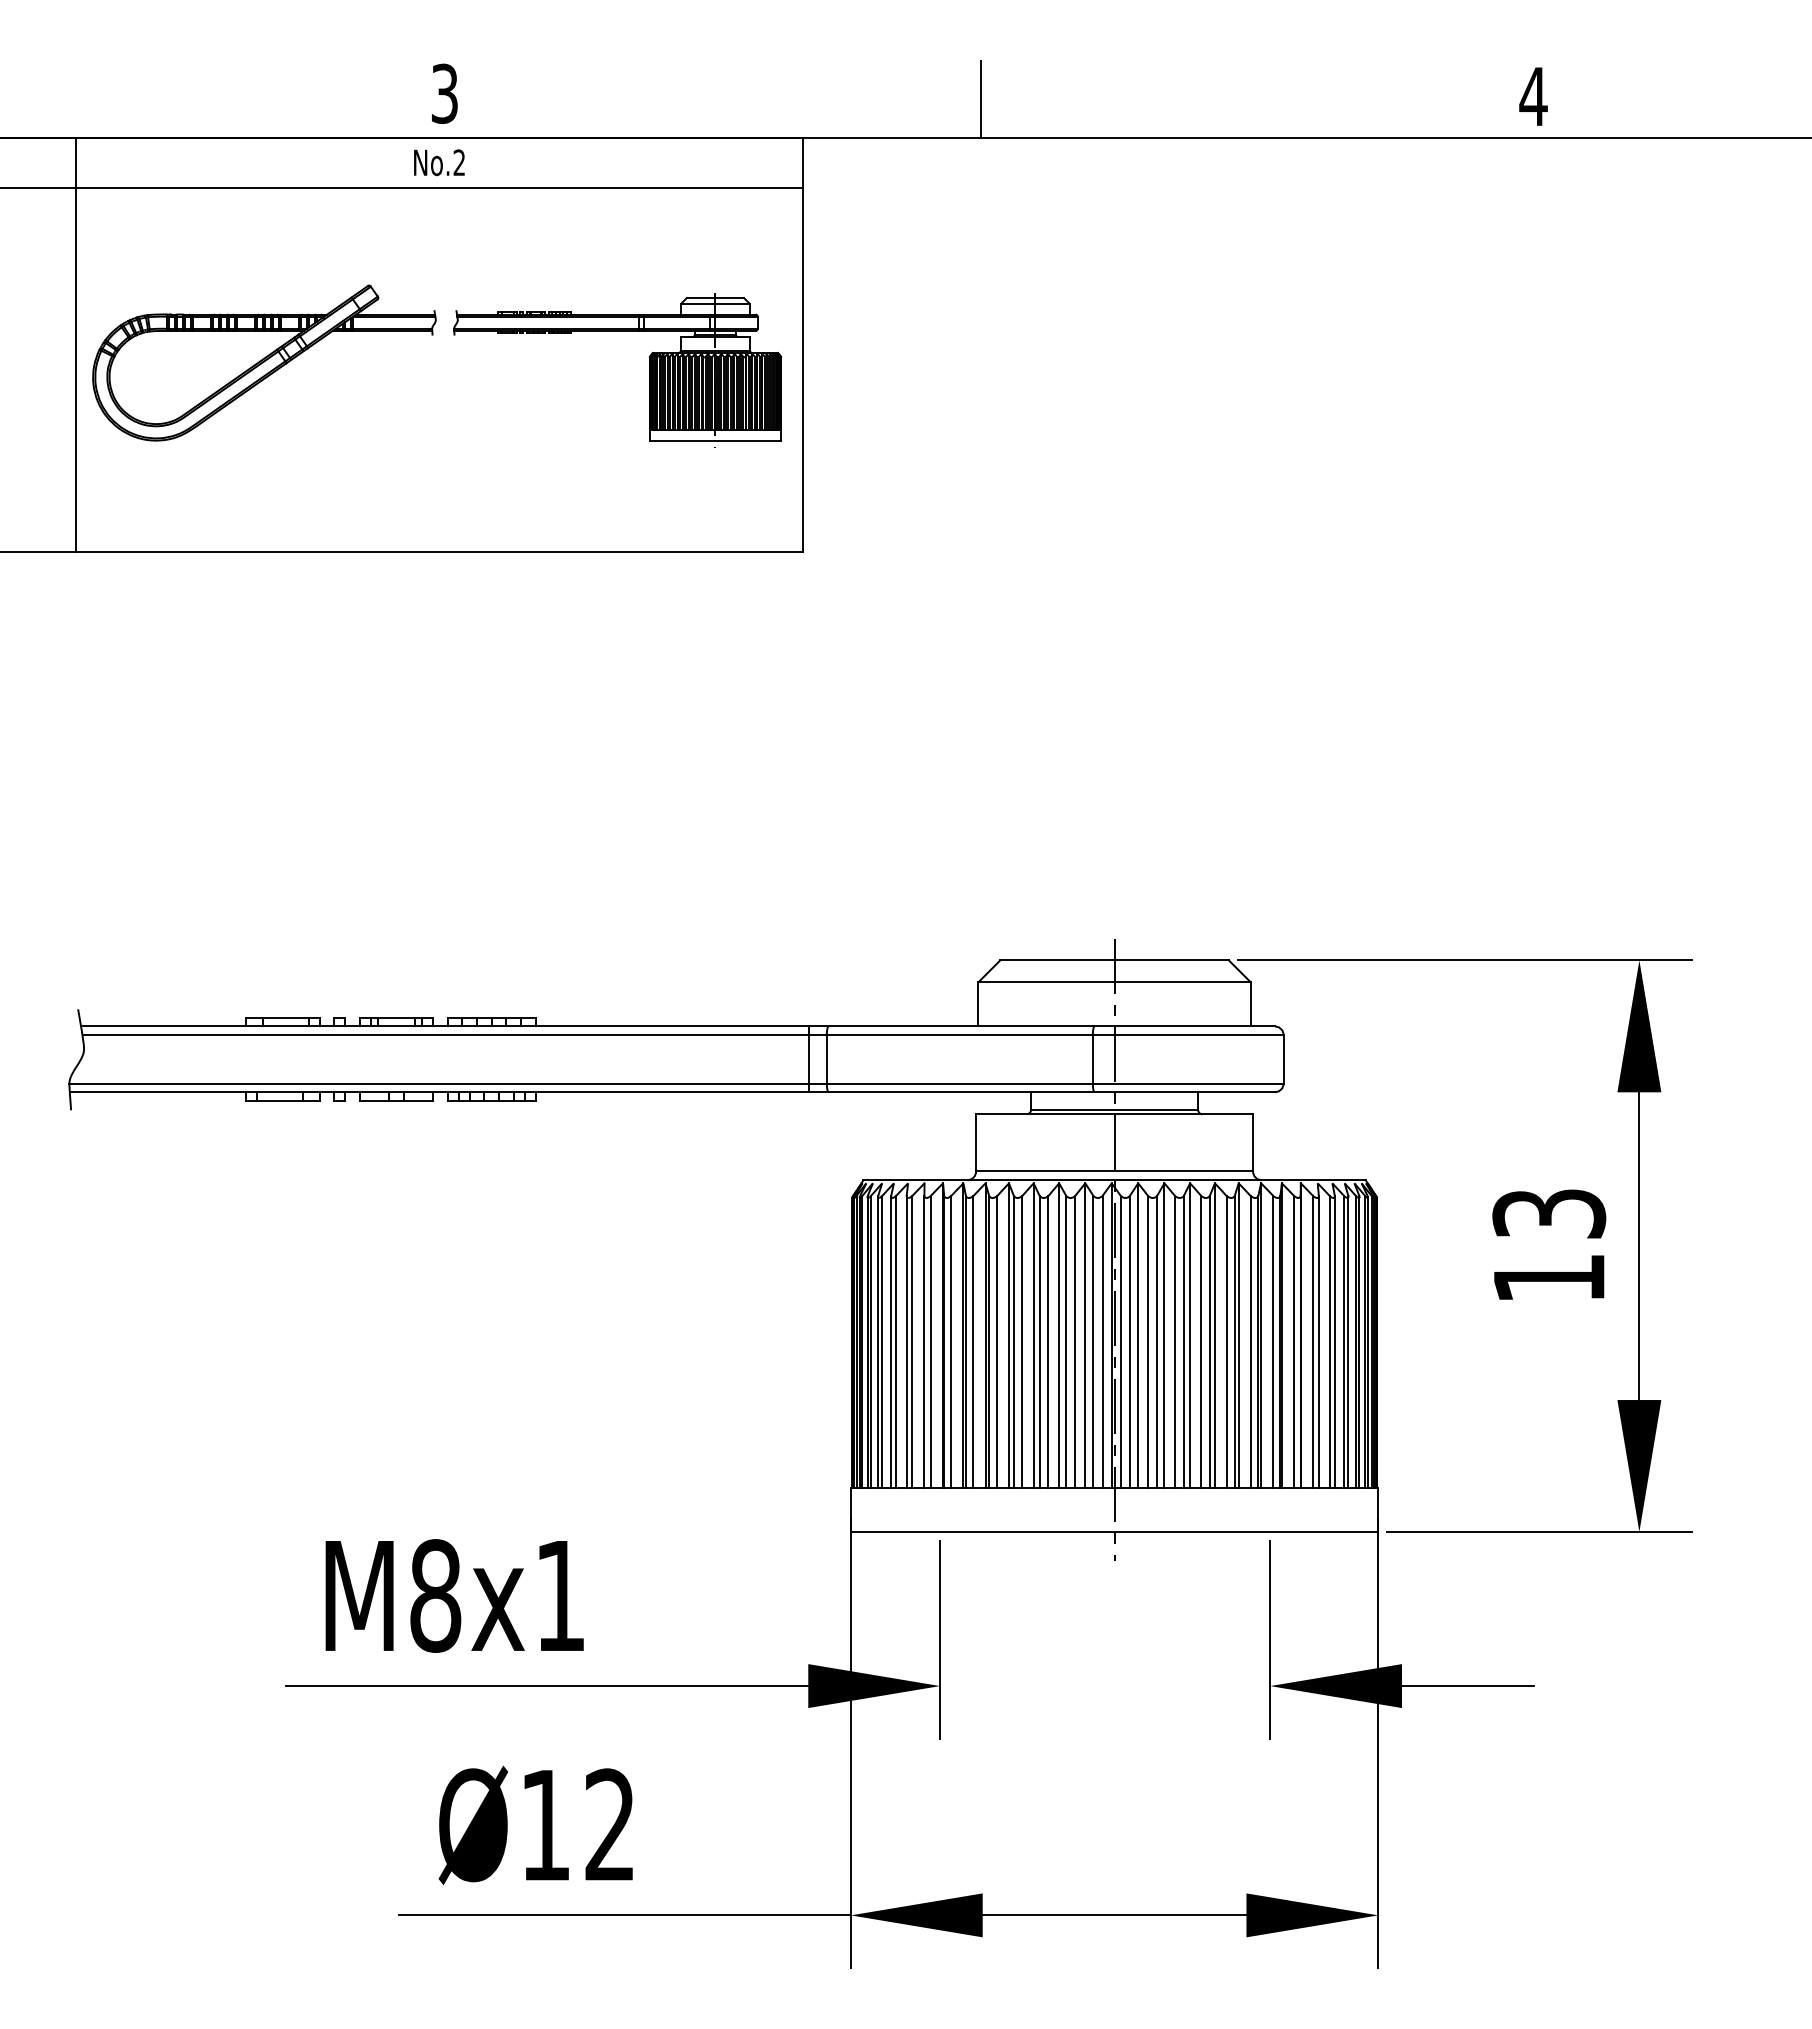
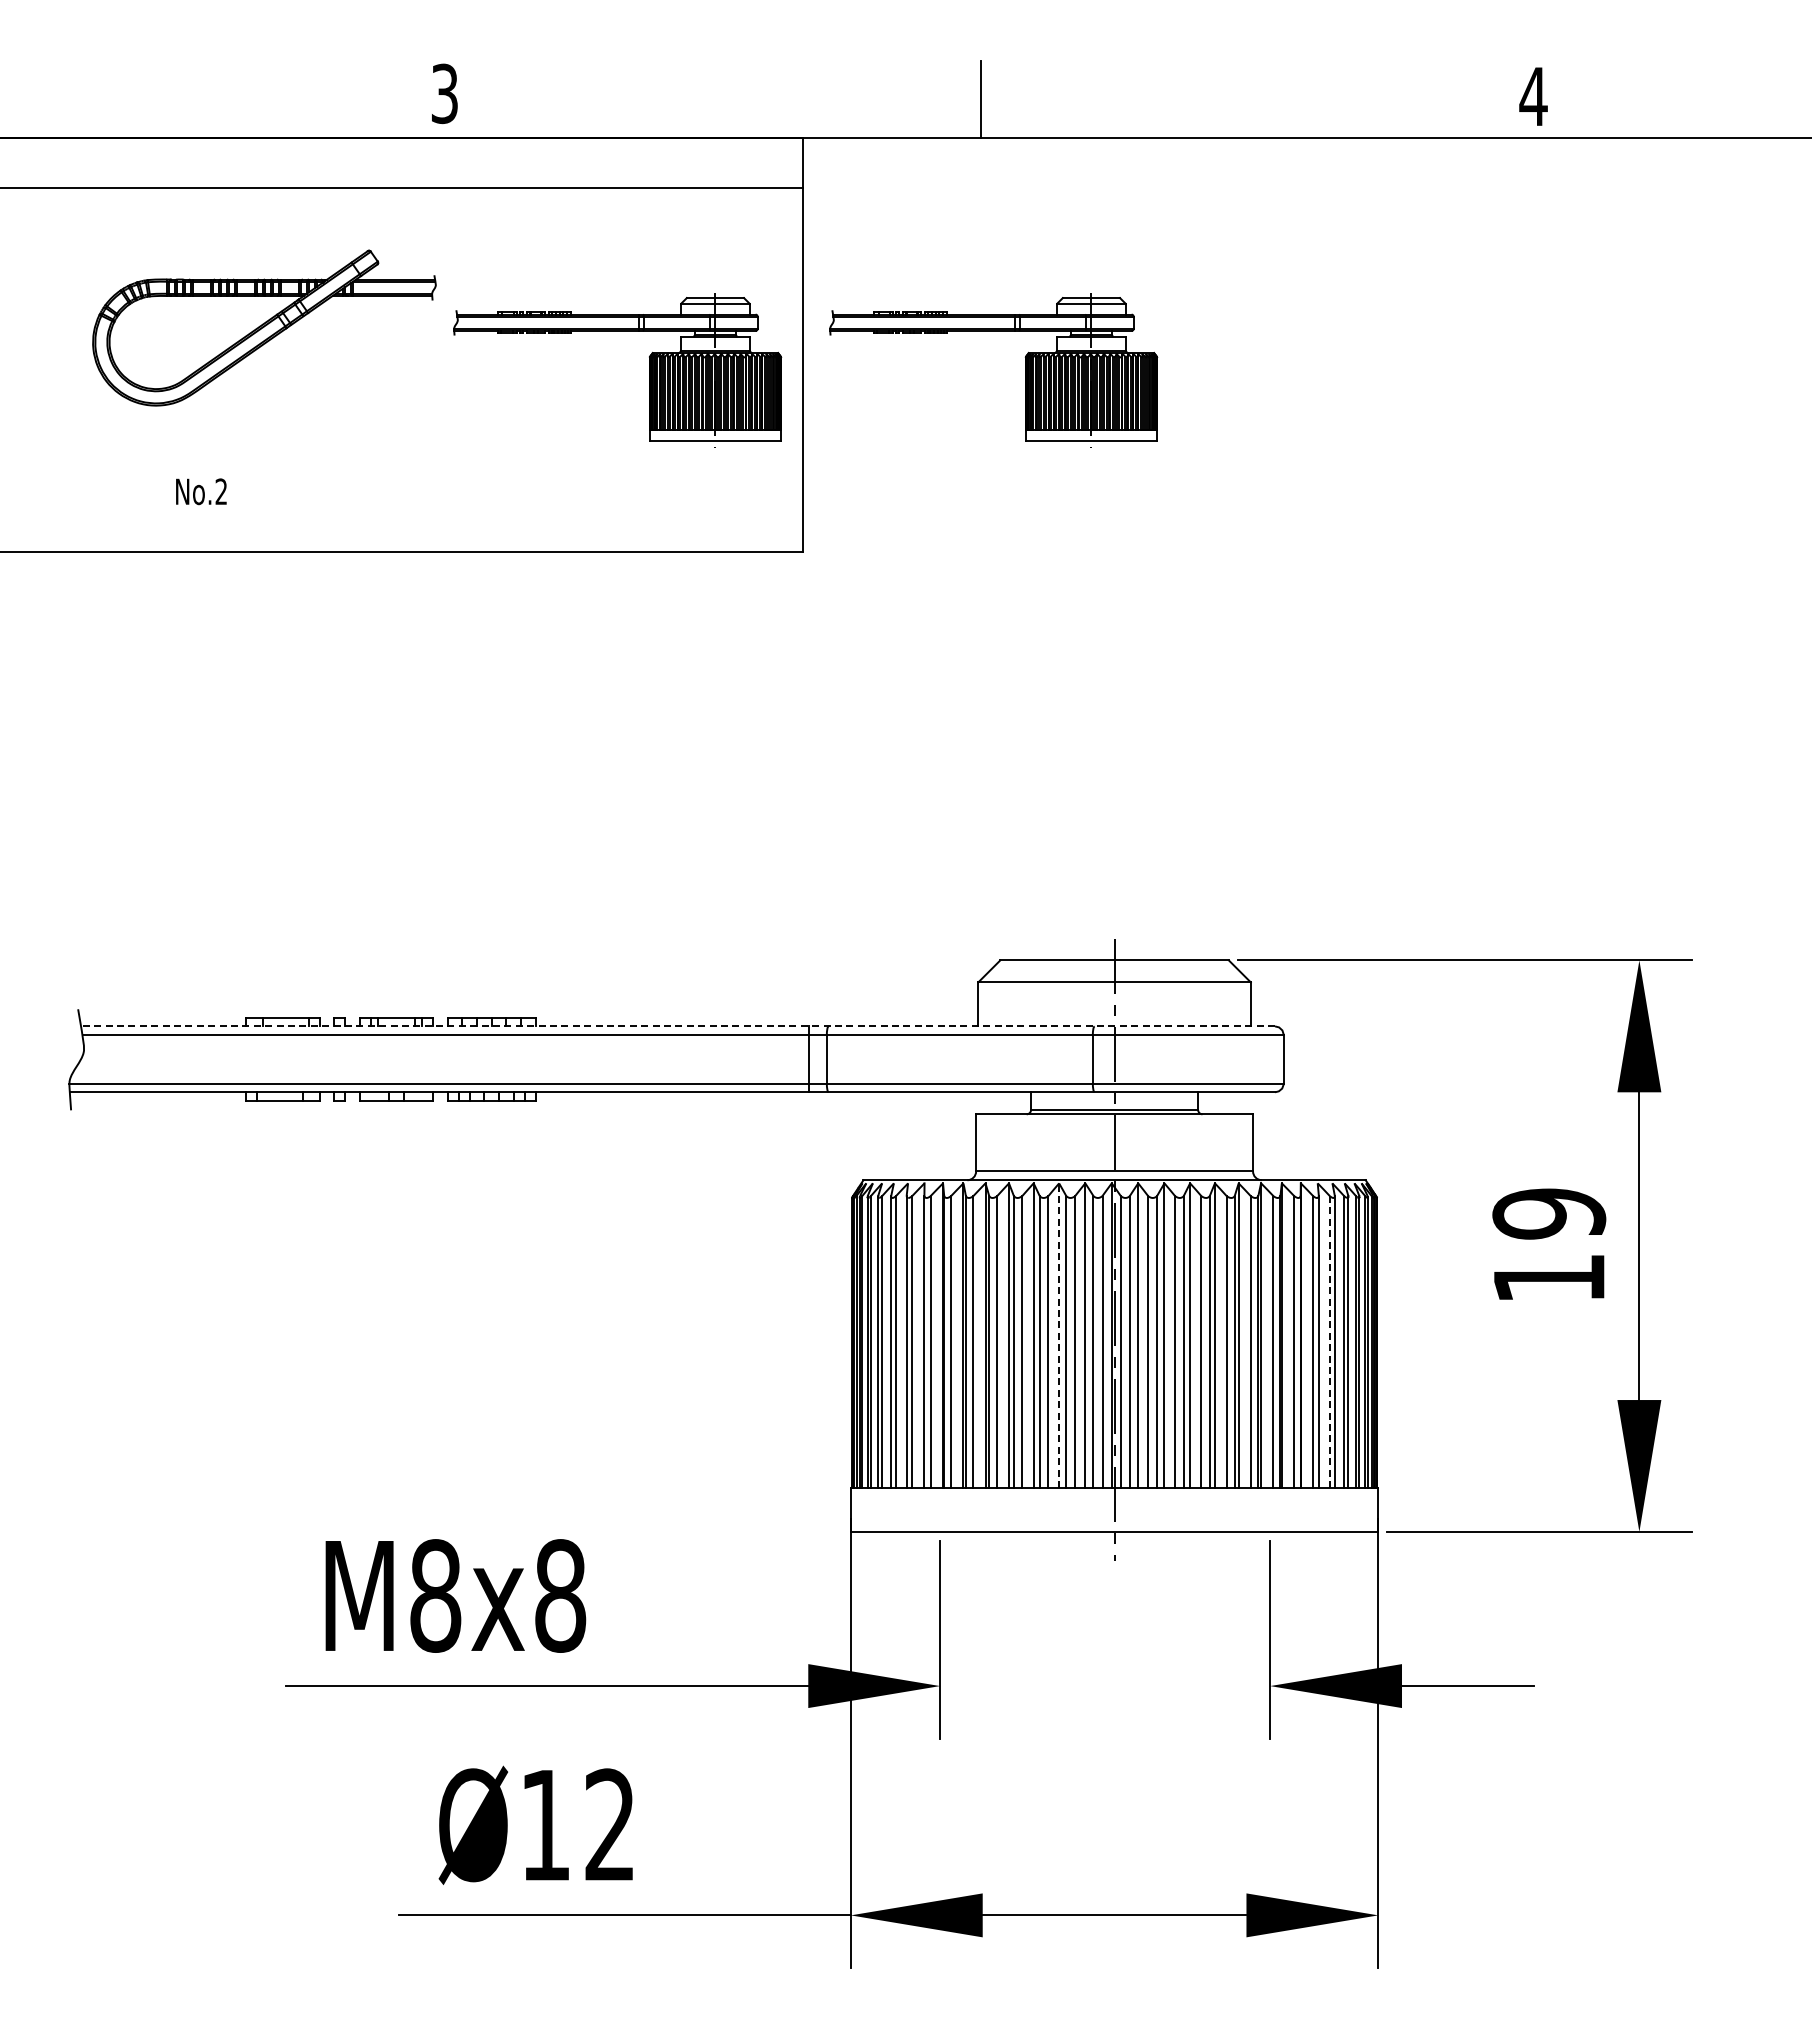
text position: (439, 162) -> (201, 491) (201, 491)
line: present -> none (76, 344)
part position: (264, 362) -> (264, 327) (264, 327)
part: none -> present (1025, 370)
line: solid -> dashed (678, 1026)
text: 13 -> 19 (1549, 1213)
line: solid -> dashed (1059, 1335)
line: solid -> dashed (1329, 1341)
text: M8x1 -> M8x8 (560, 1595)
